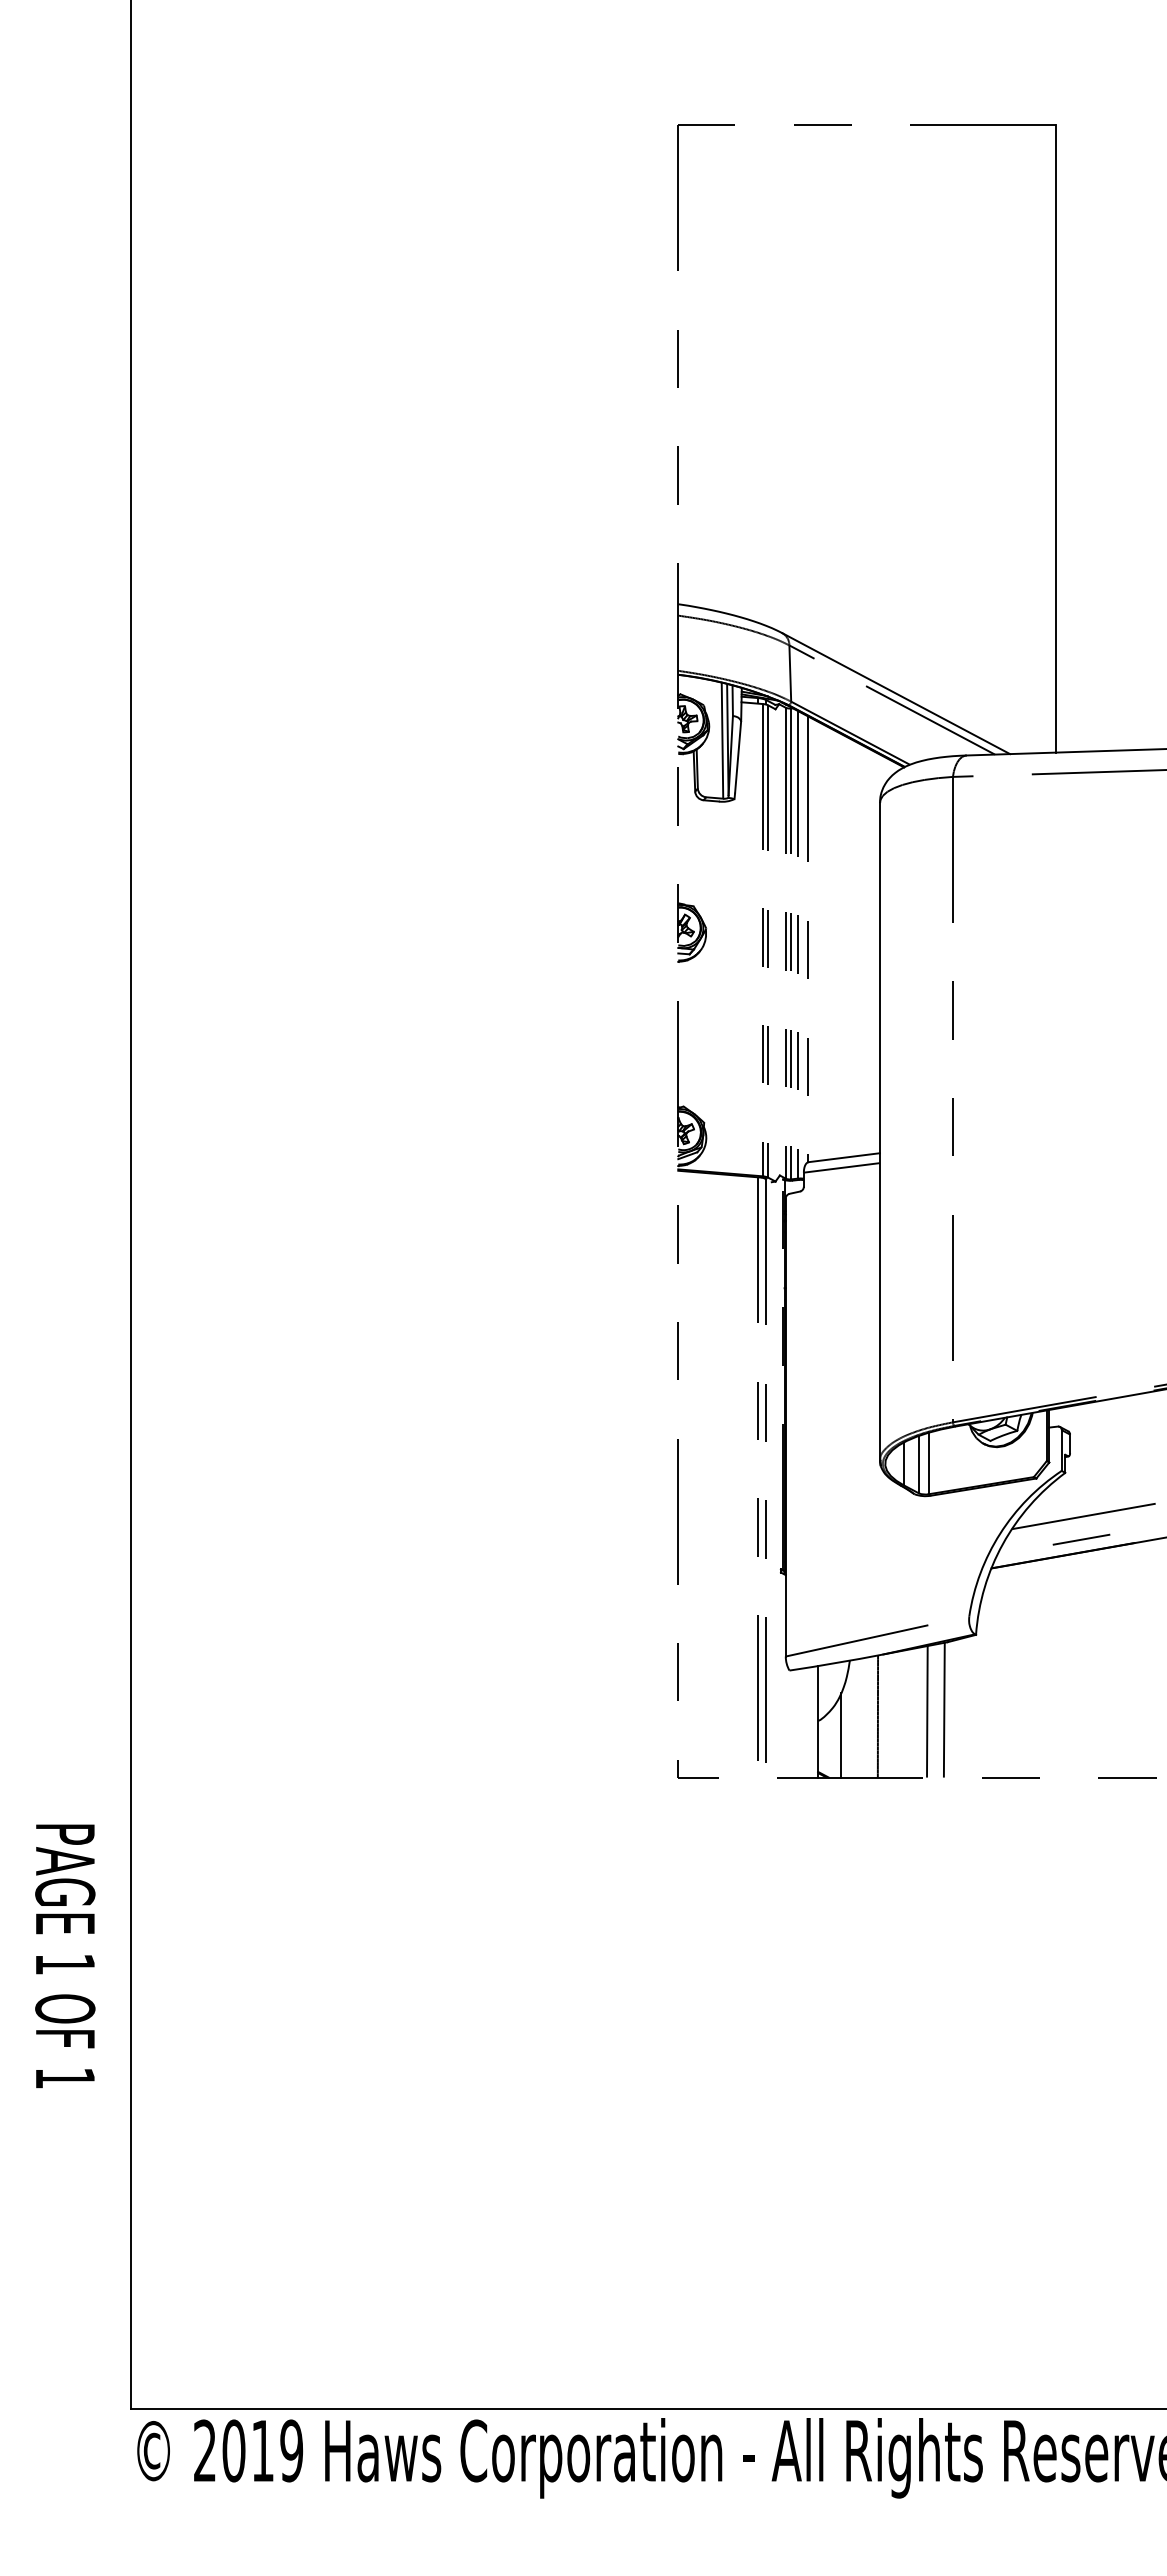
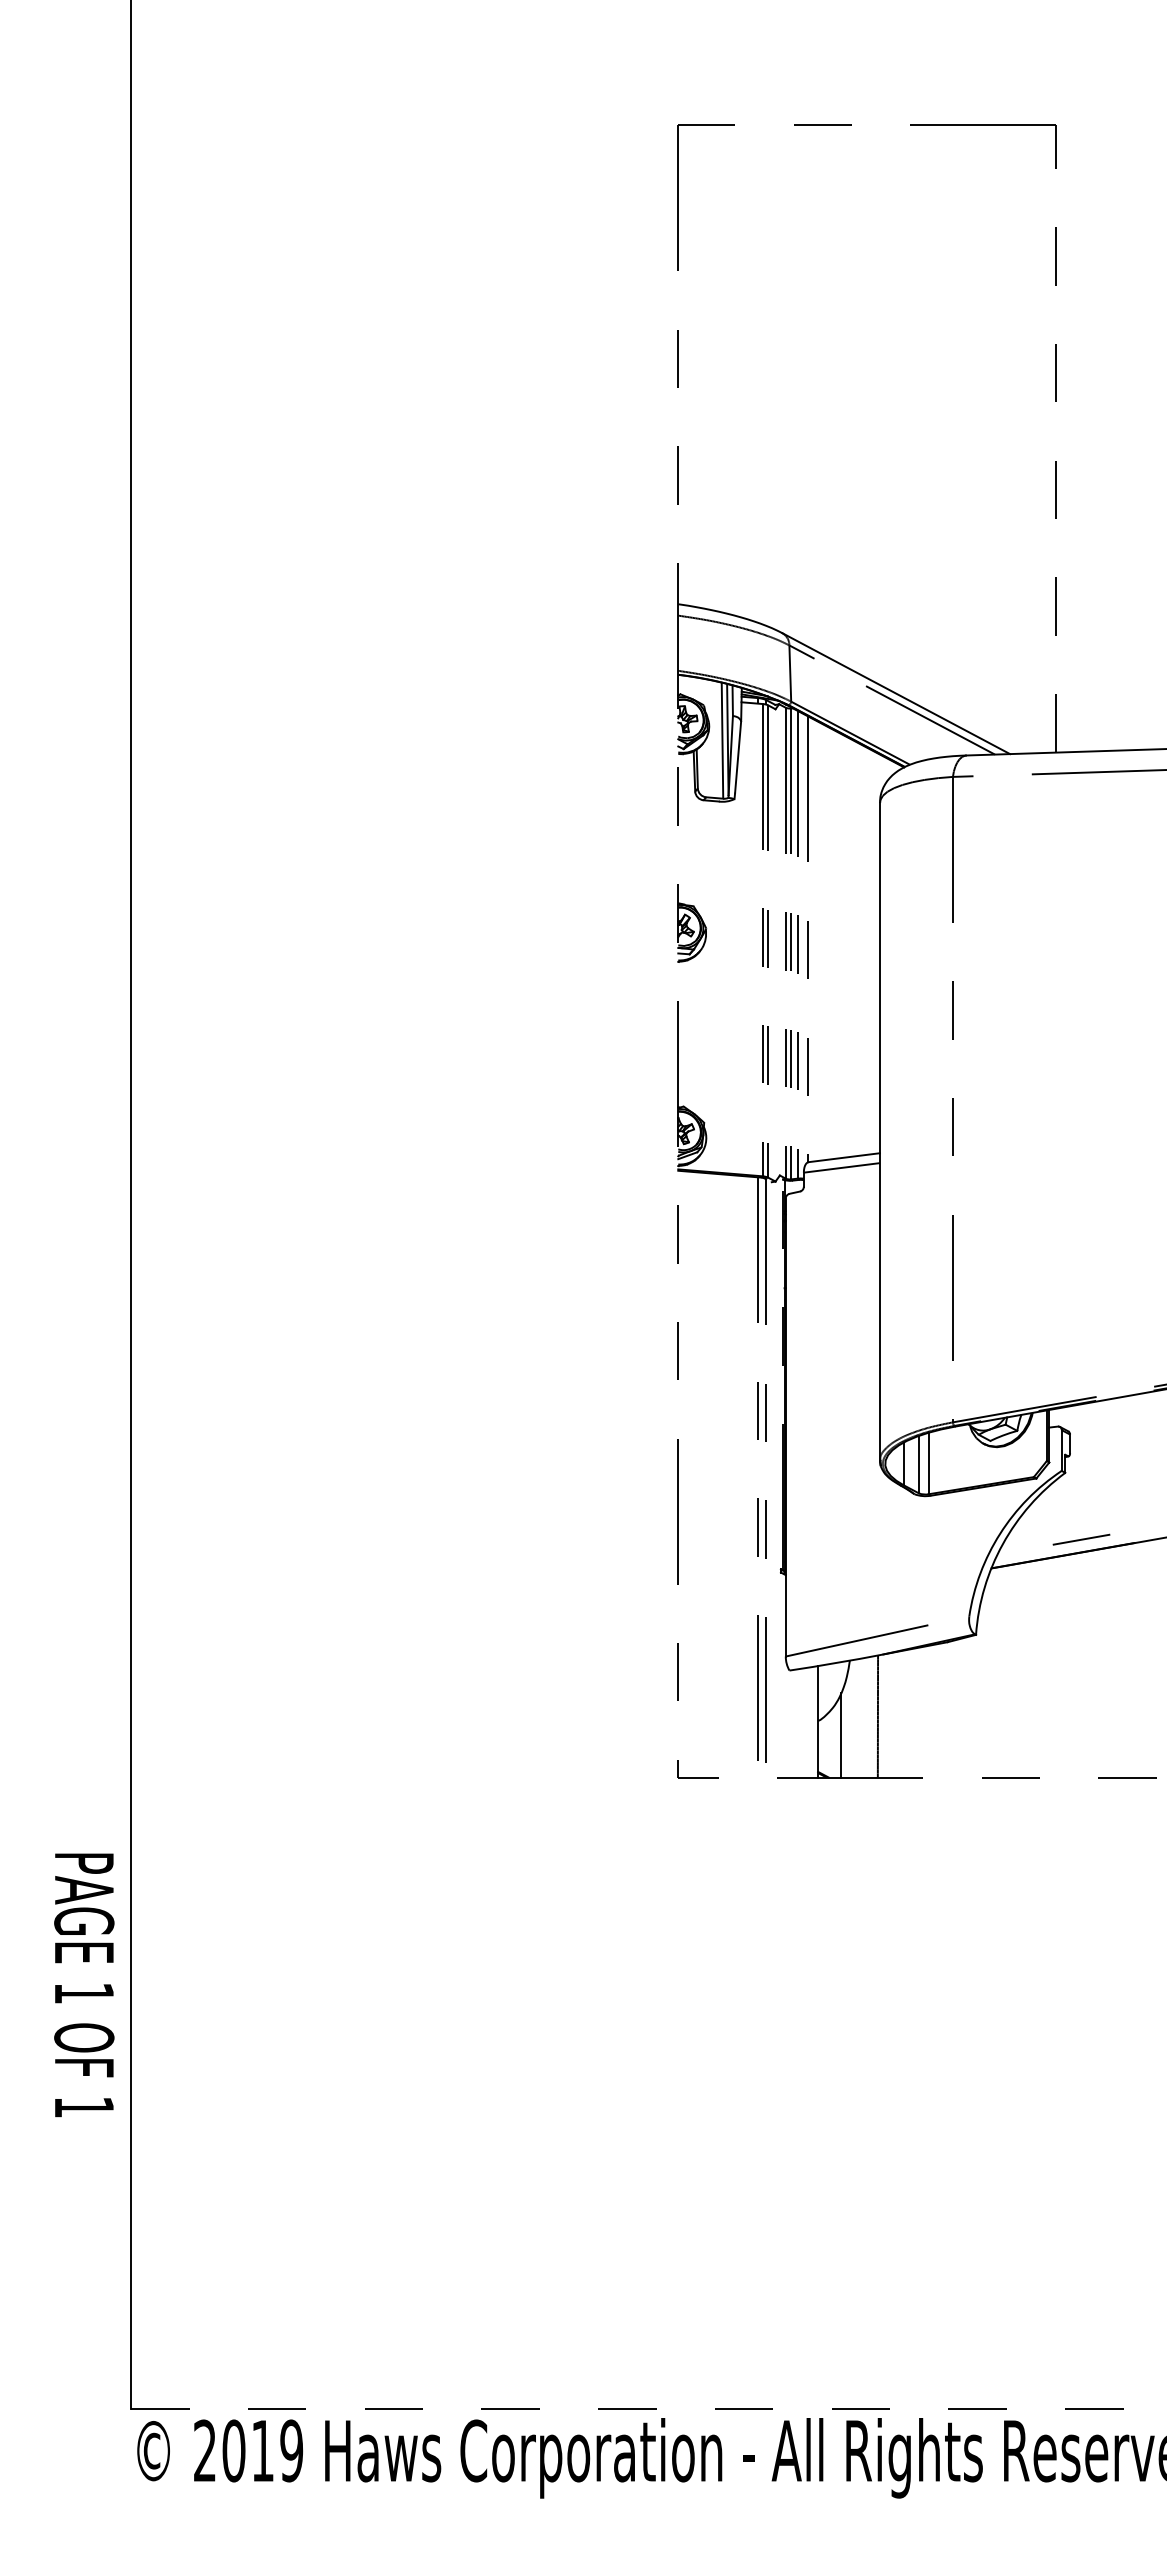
line: solid -> dashed (1056, 438)
line: present -> none (1087, 1515)
line: present -> none (943, 1709)
line: present -> none (927, 1711)
text position: (65, 1956) -> (84, 1985) (84, 1985)
line: solid -> dashed (648, 2408)
